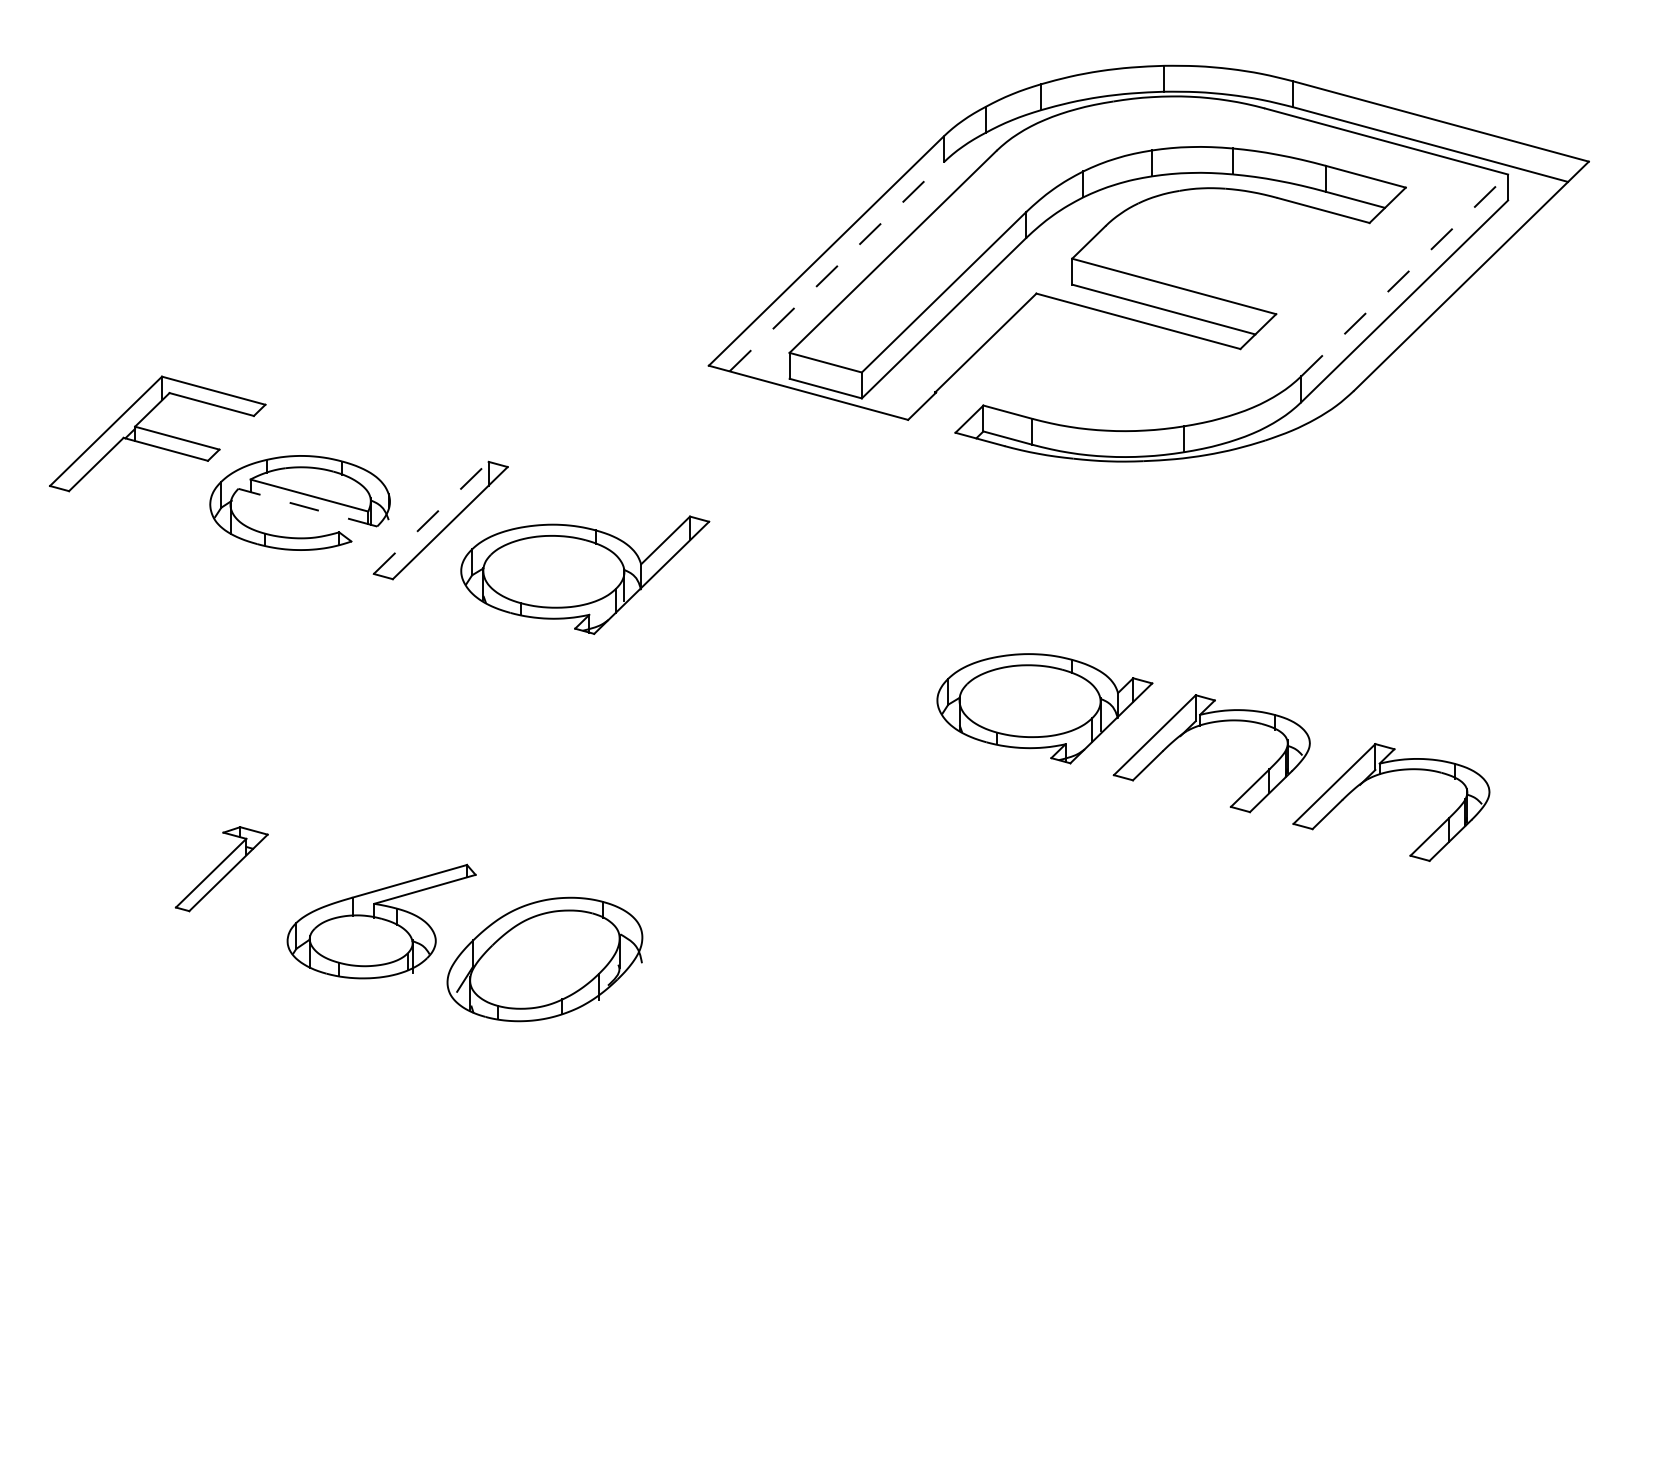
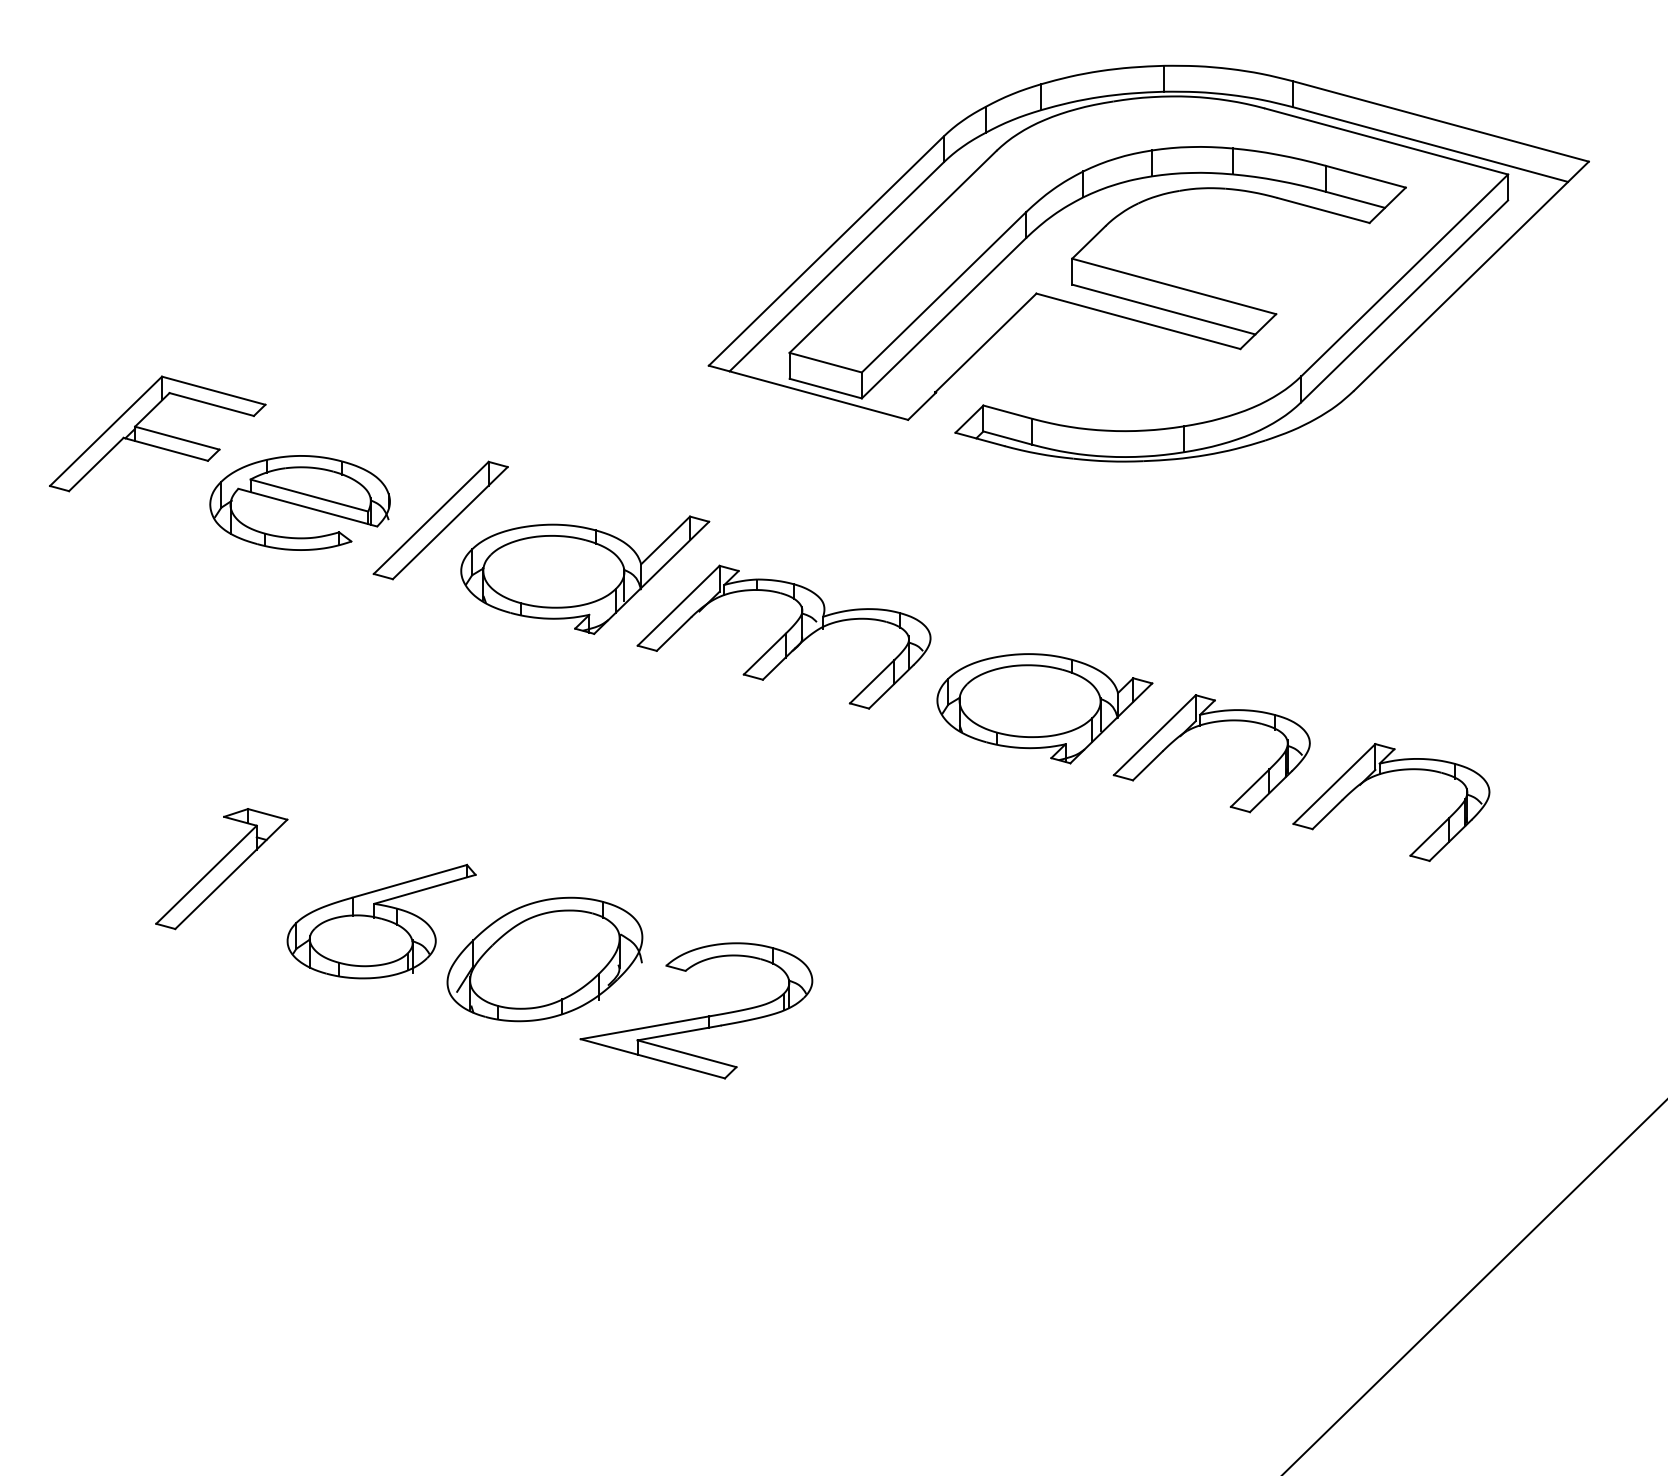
line: dashed -> solid (836, 266)
line: dashed -> solid (1404, 275)
line: dashed -> solid (307, 507)
line: dashed -> solid (431, 517)
part: none -> present (783, 636)
part size: 95x87 px -> 134x123 px (221, 869)
part: none -> present (696, 1017)
line: none -> present (1474, 1286)
